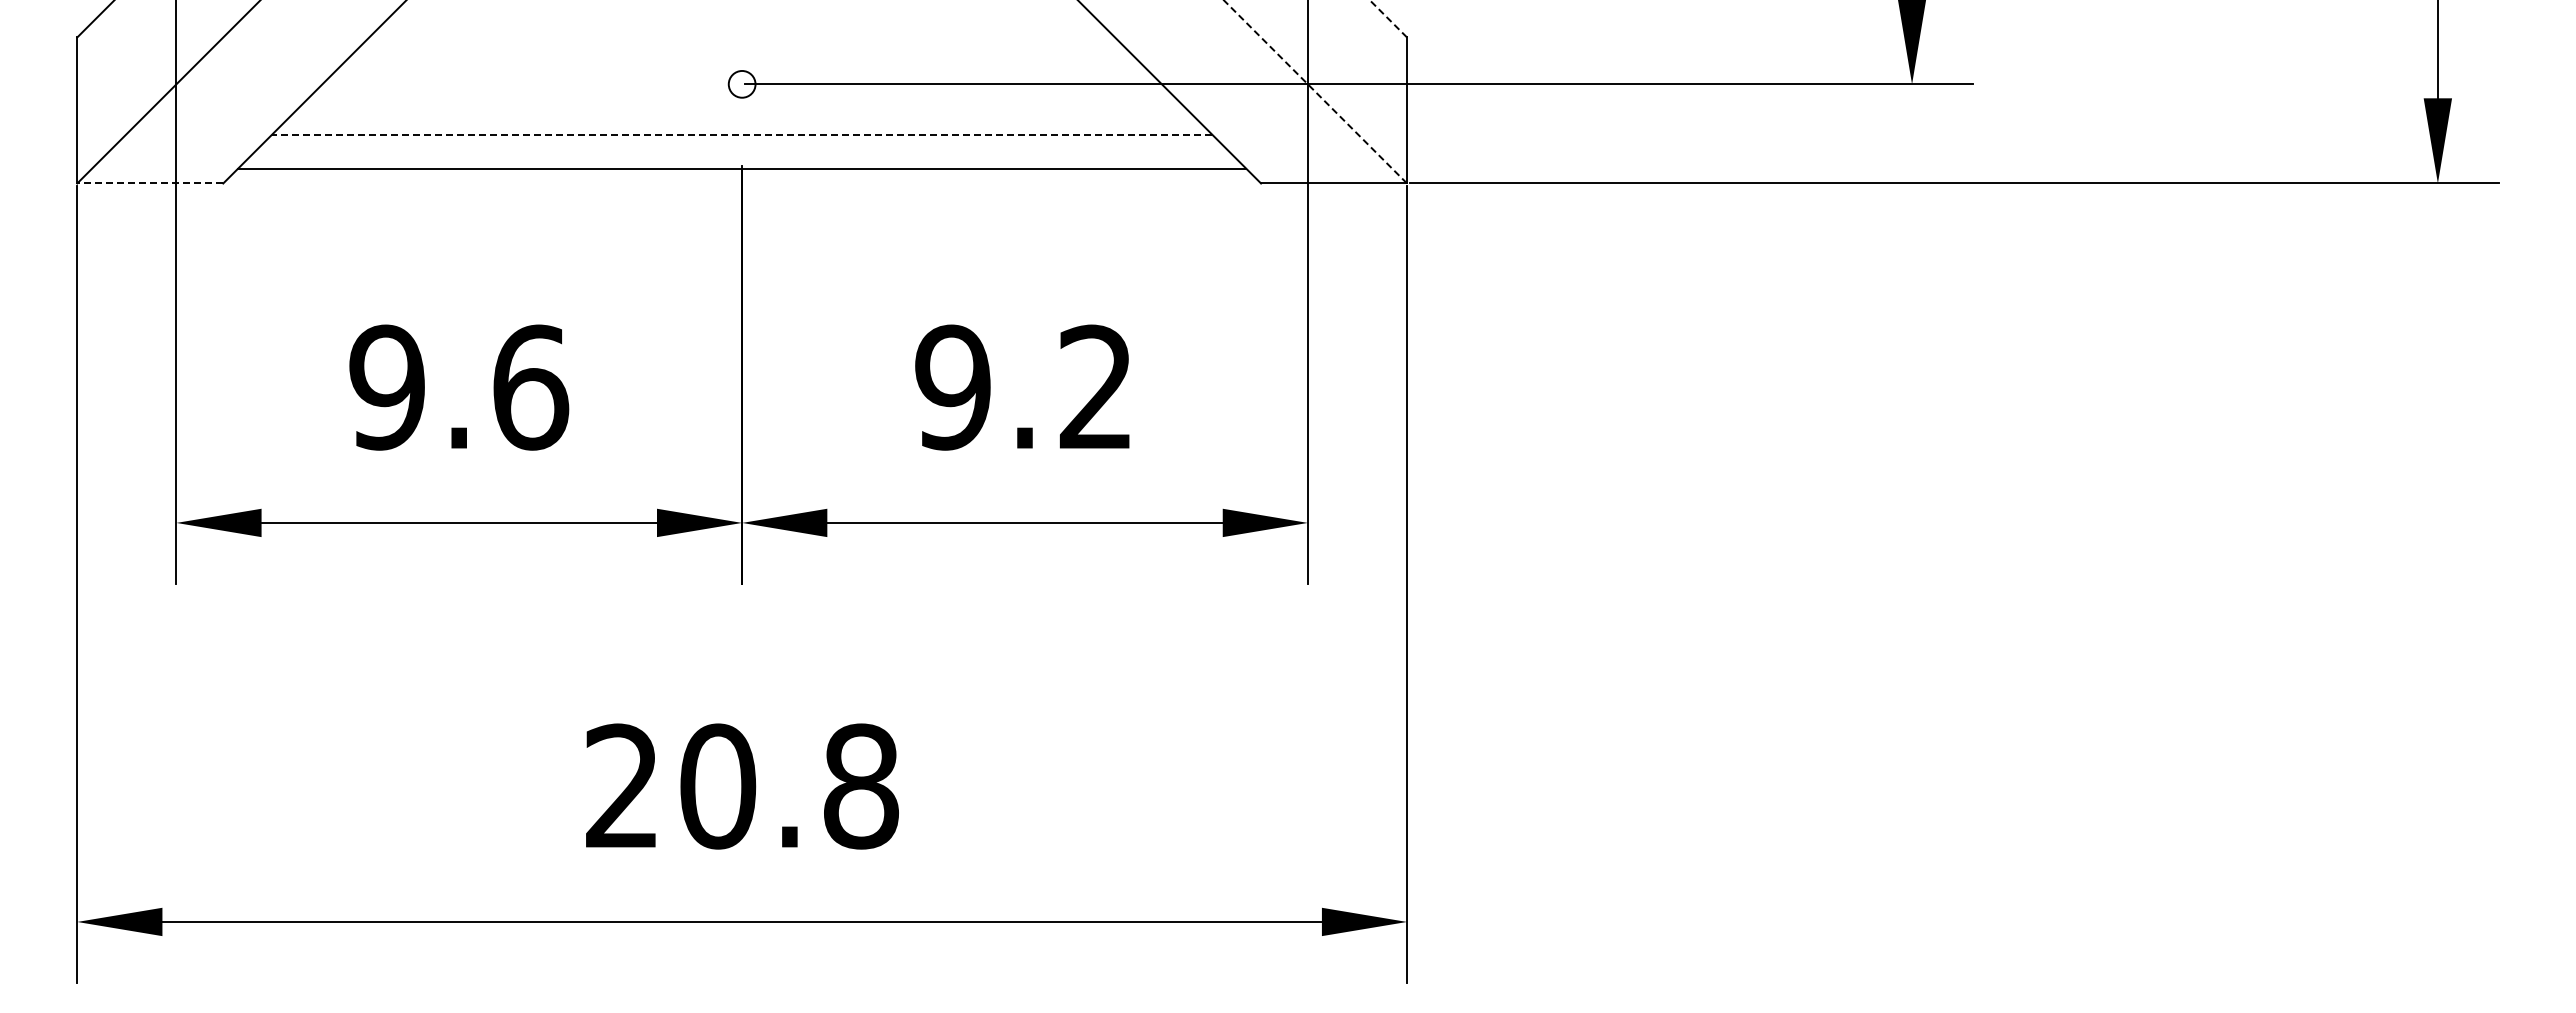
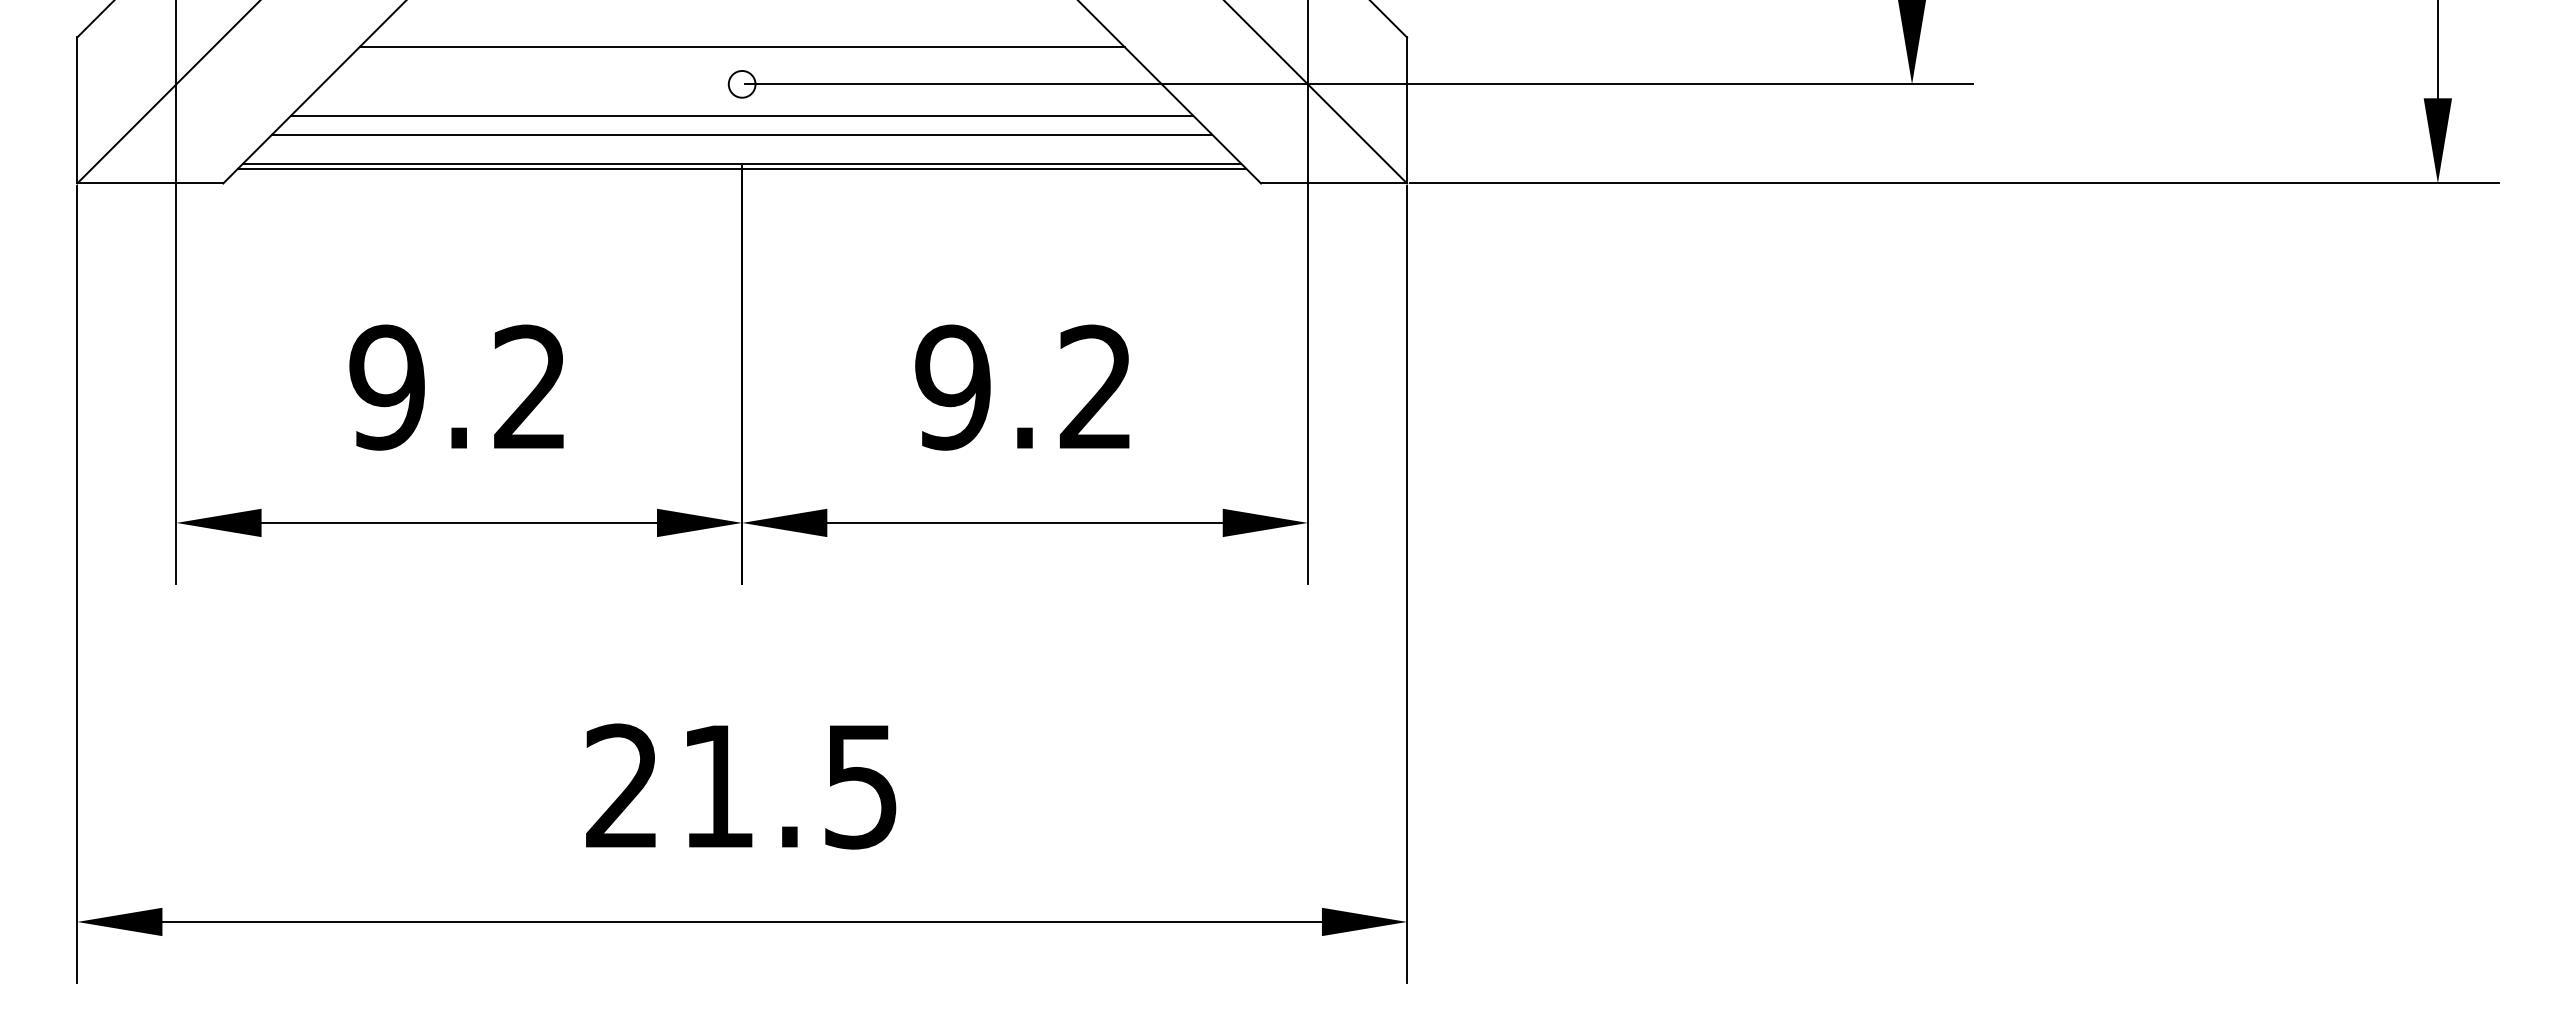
line: dashed -> solid (1388, 18)
line: none -> present (741, 47)
line: dashed -> solid (1315, 91)
line: none -> present (741, 115)
line: dashed -> solid (741, 134)
line: none -> present (741, 163)
line: dashed -> solid (149, 183)
text: 9.6 -> 9.2 (531, 387)
text: 20.8 -> 21.5 (789, 786)
